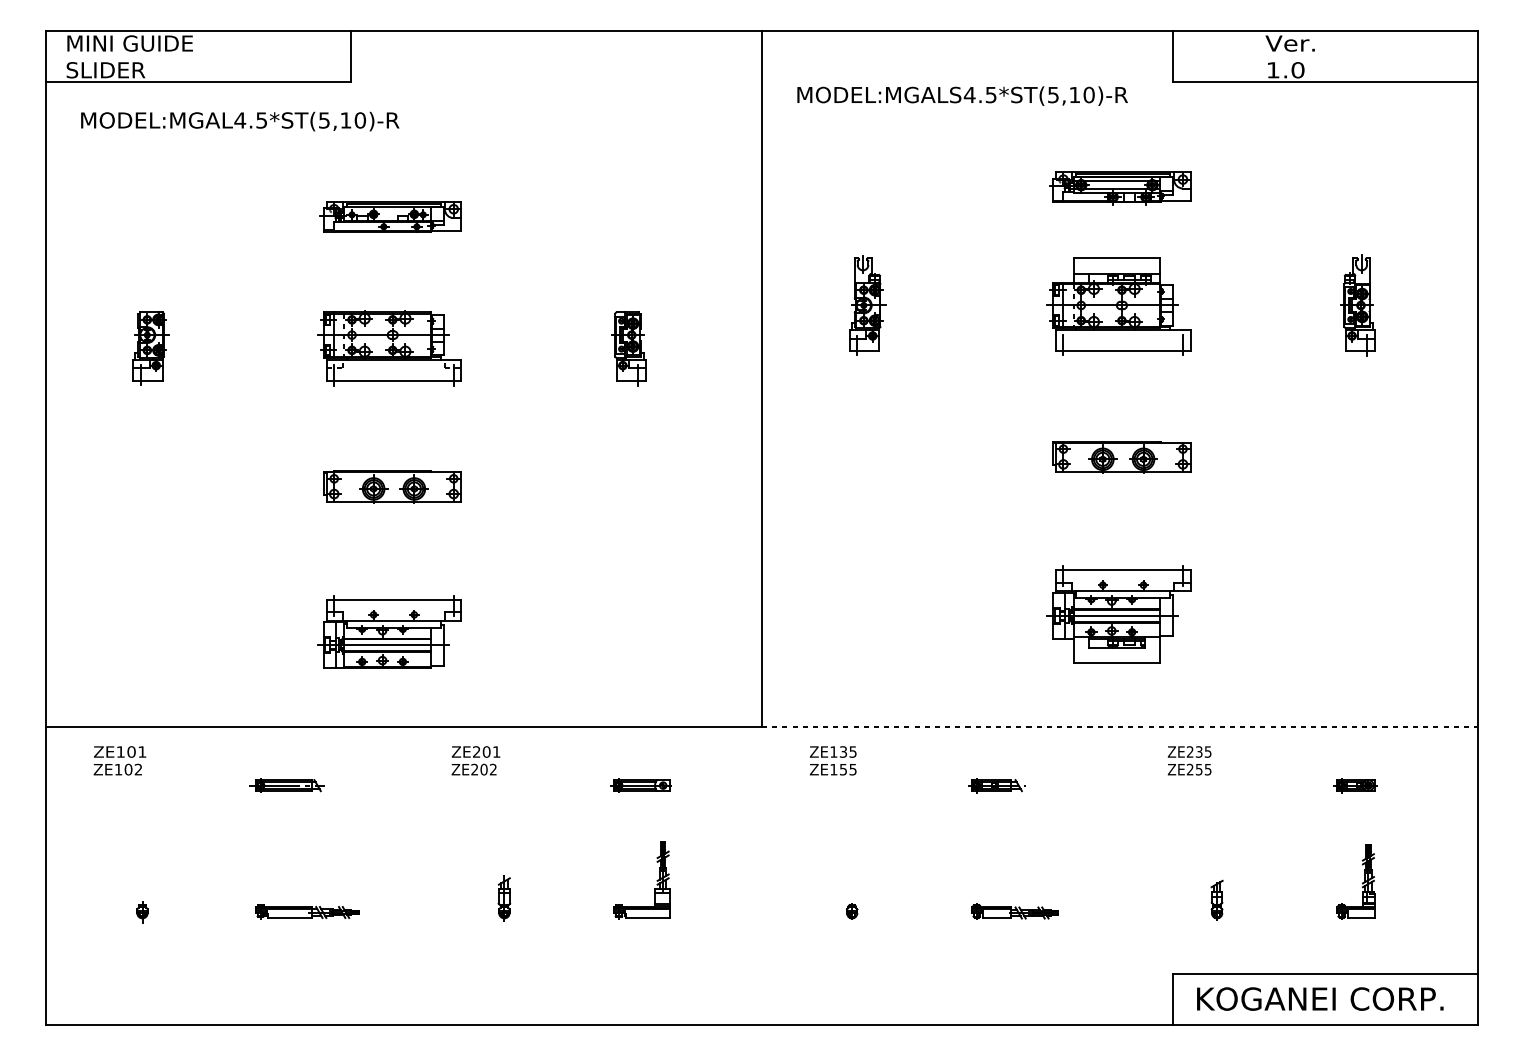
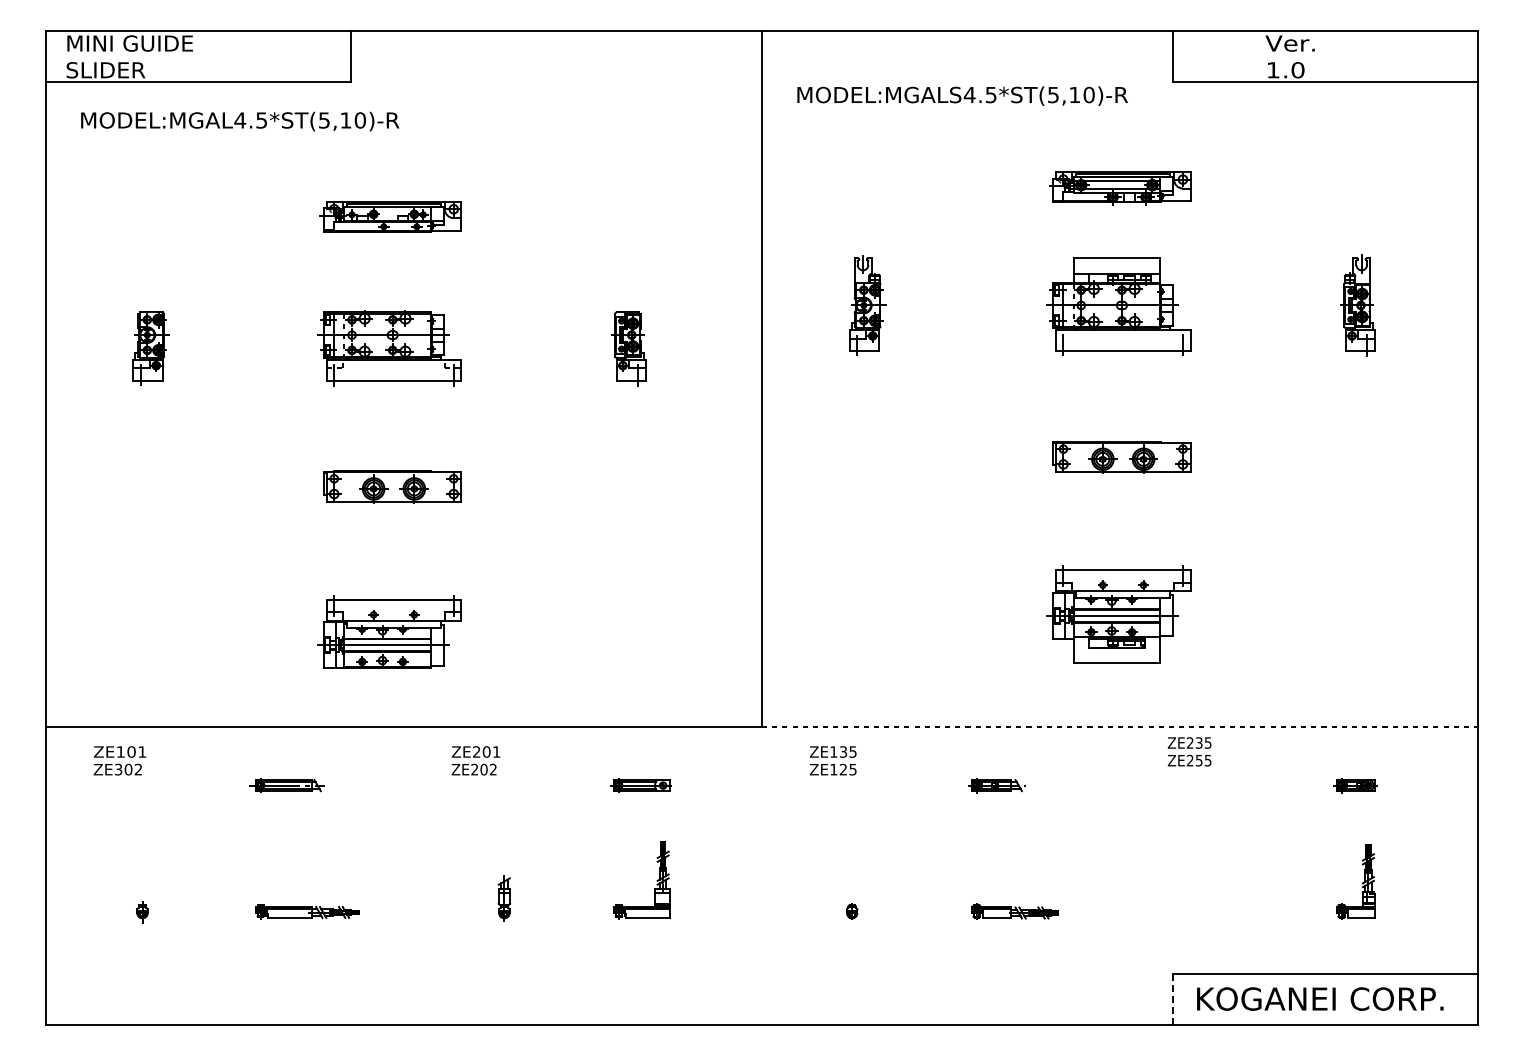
text position: (1189, 760) -> (1189, 751) (1189, 751)
text: ZE102 -> ZE302 (118, 769)
text: ZE155 -> ZE125 (843, 769)
part: present -> none (1216, 899)
line: solid -> dashed (1173, 999)
